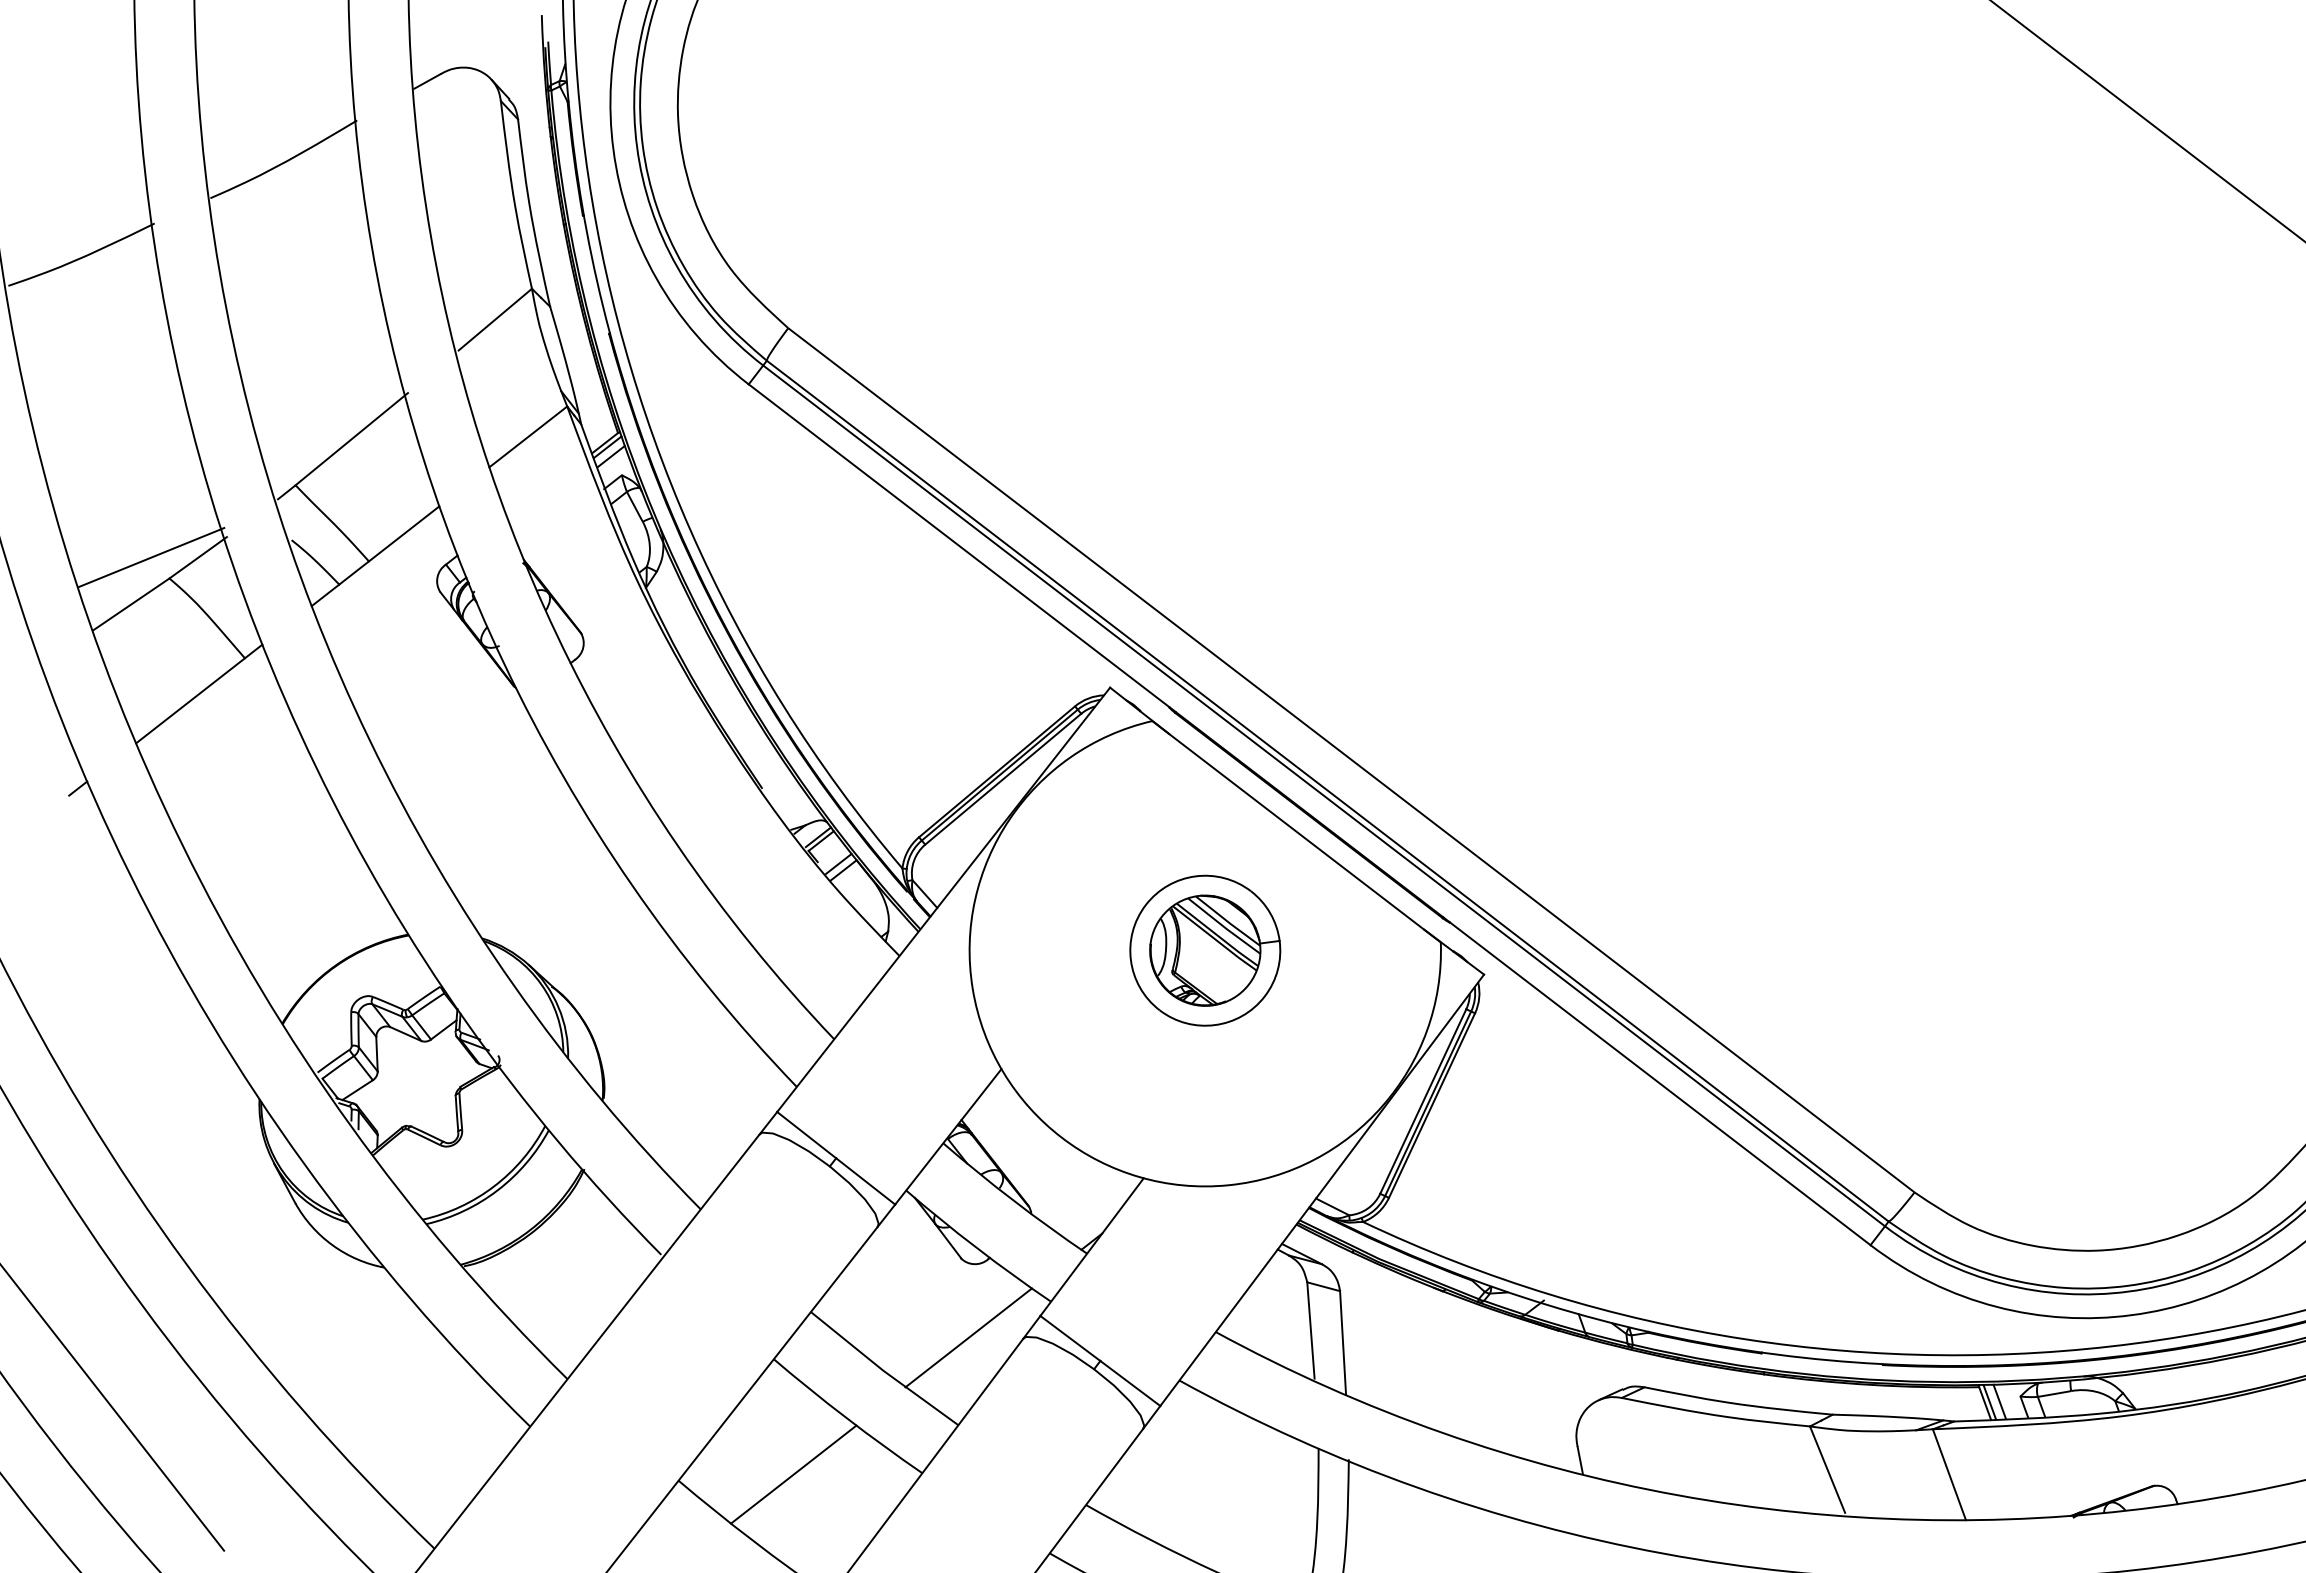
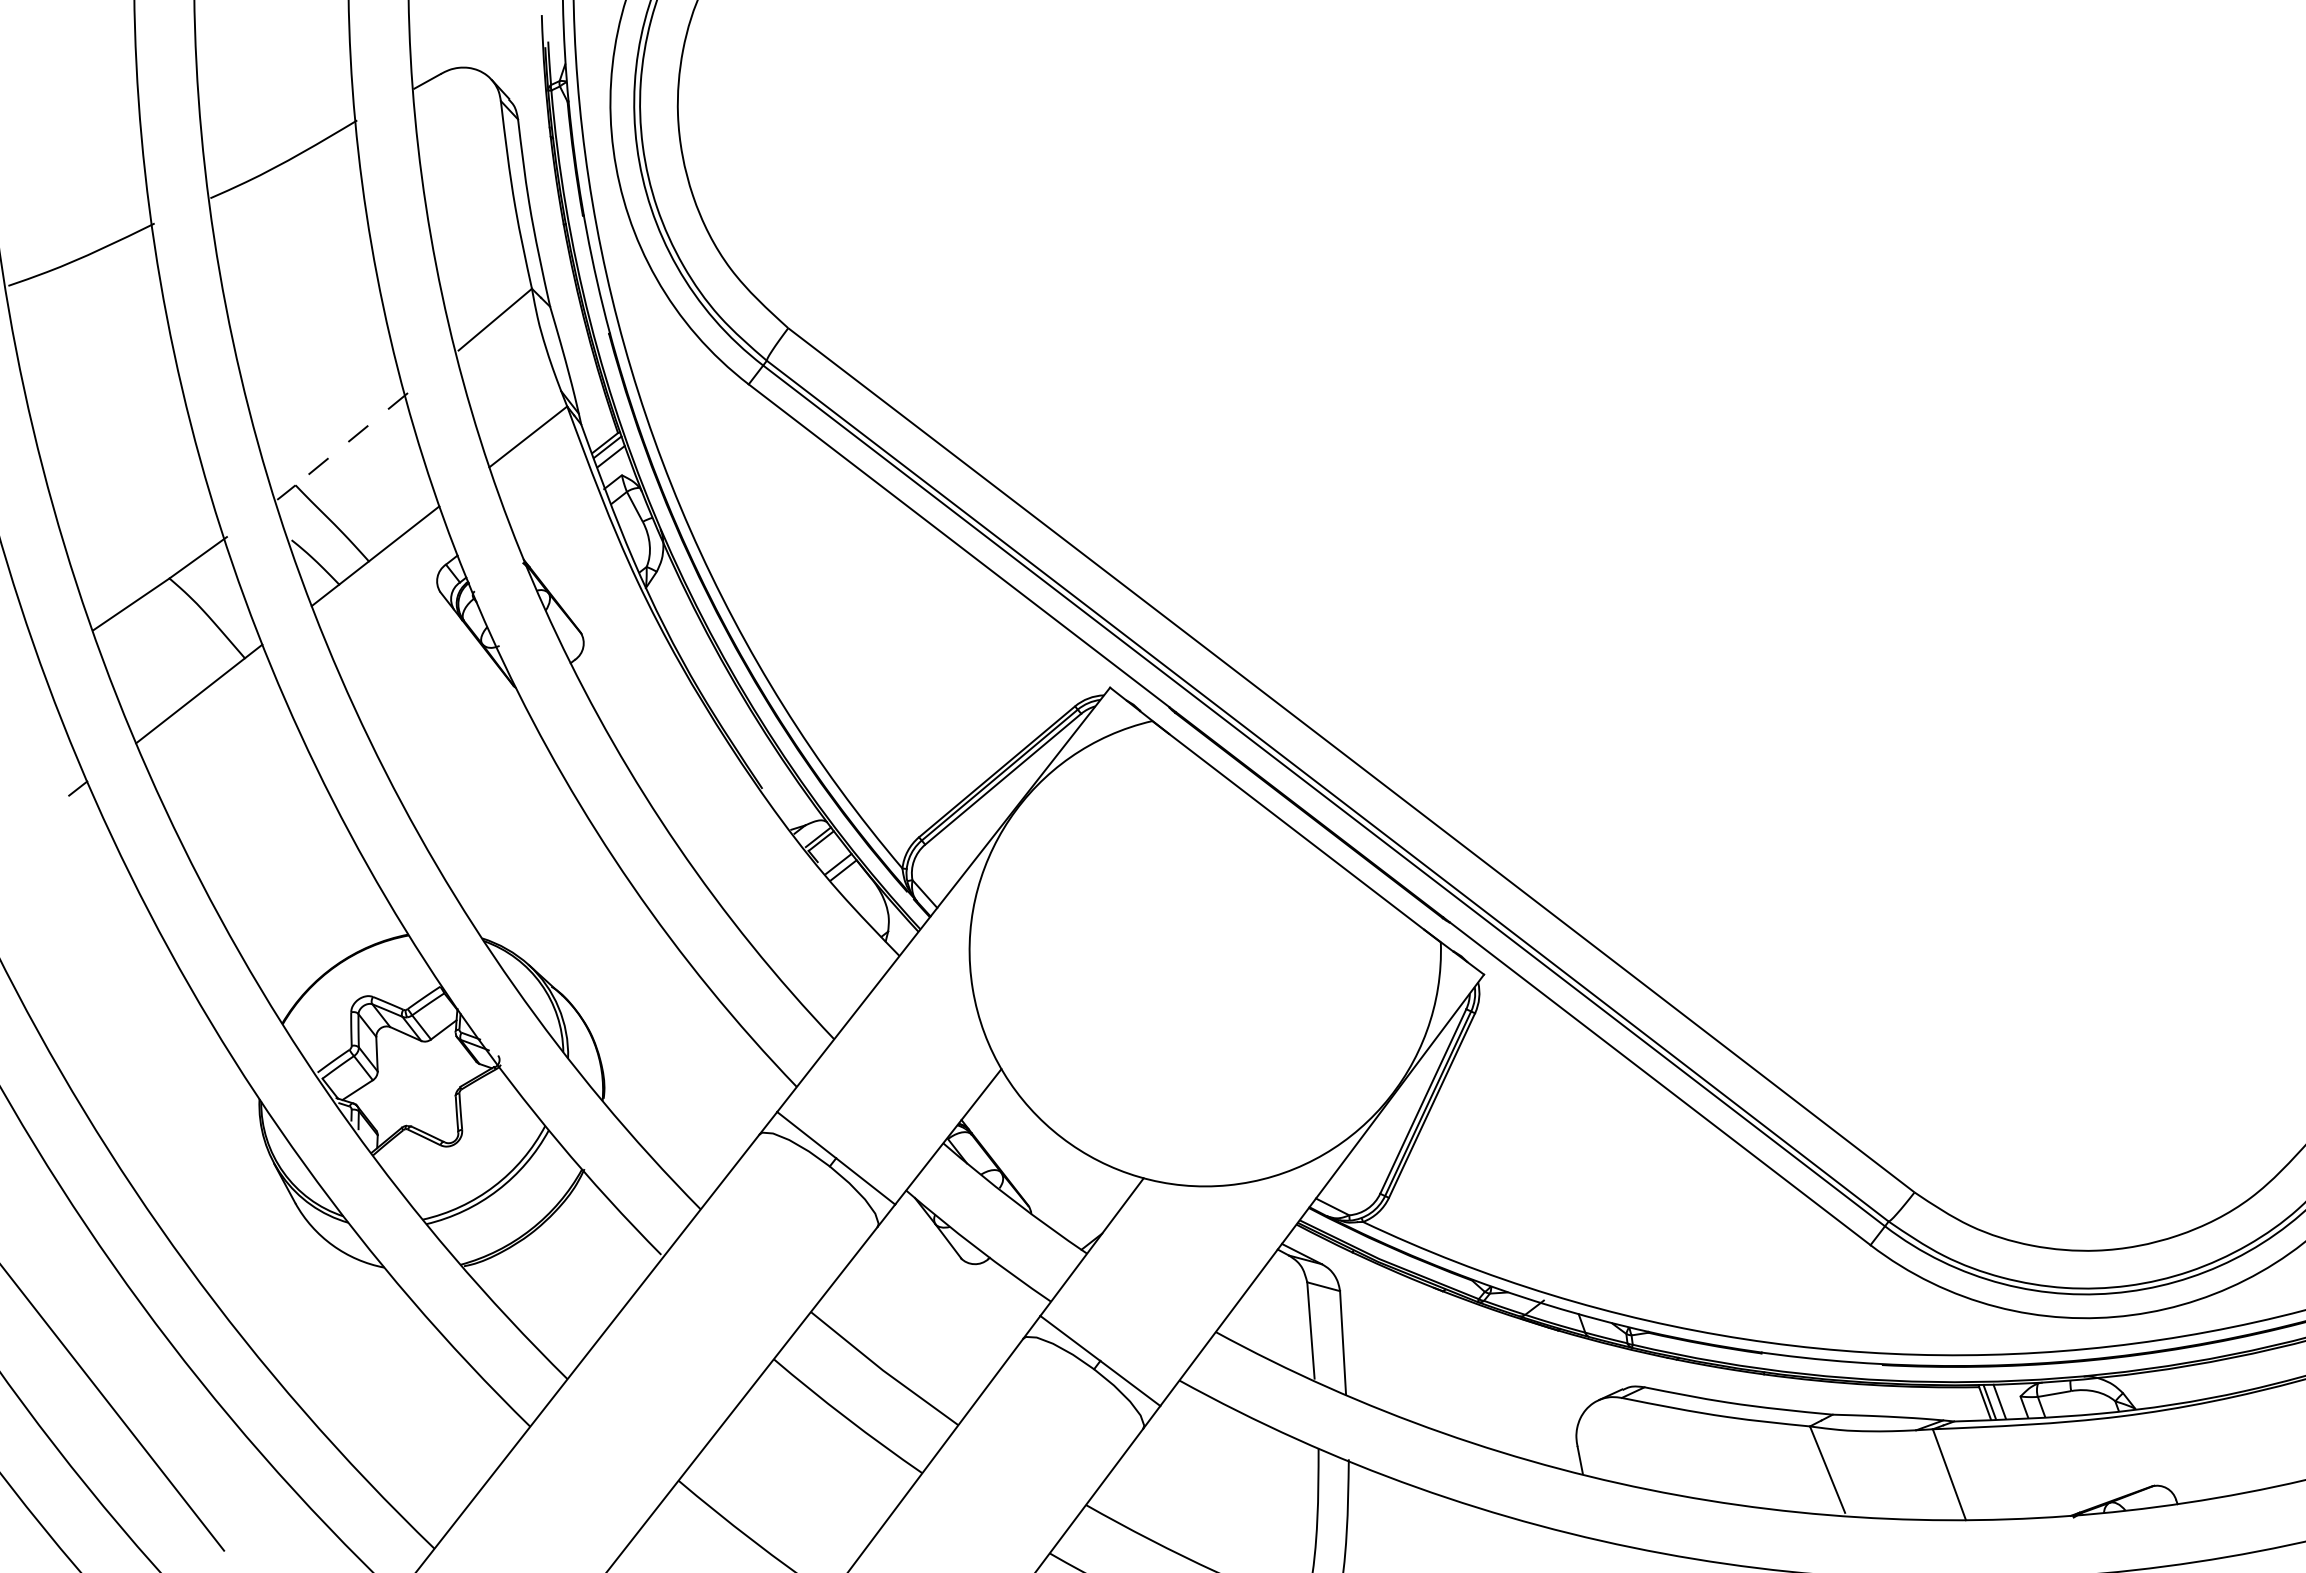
line: present -> none (2147, 120)
line: solid -> dashed (351, 439)
line: present -> none (151, 557)
part: present -> none (1205, 950)
line: present -> none (968, 1337)
line: present -> none (793, 1474)
